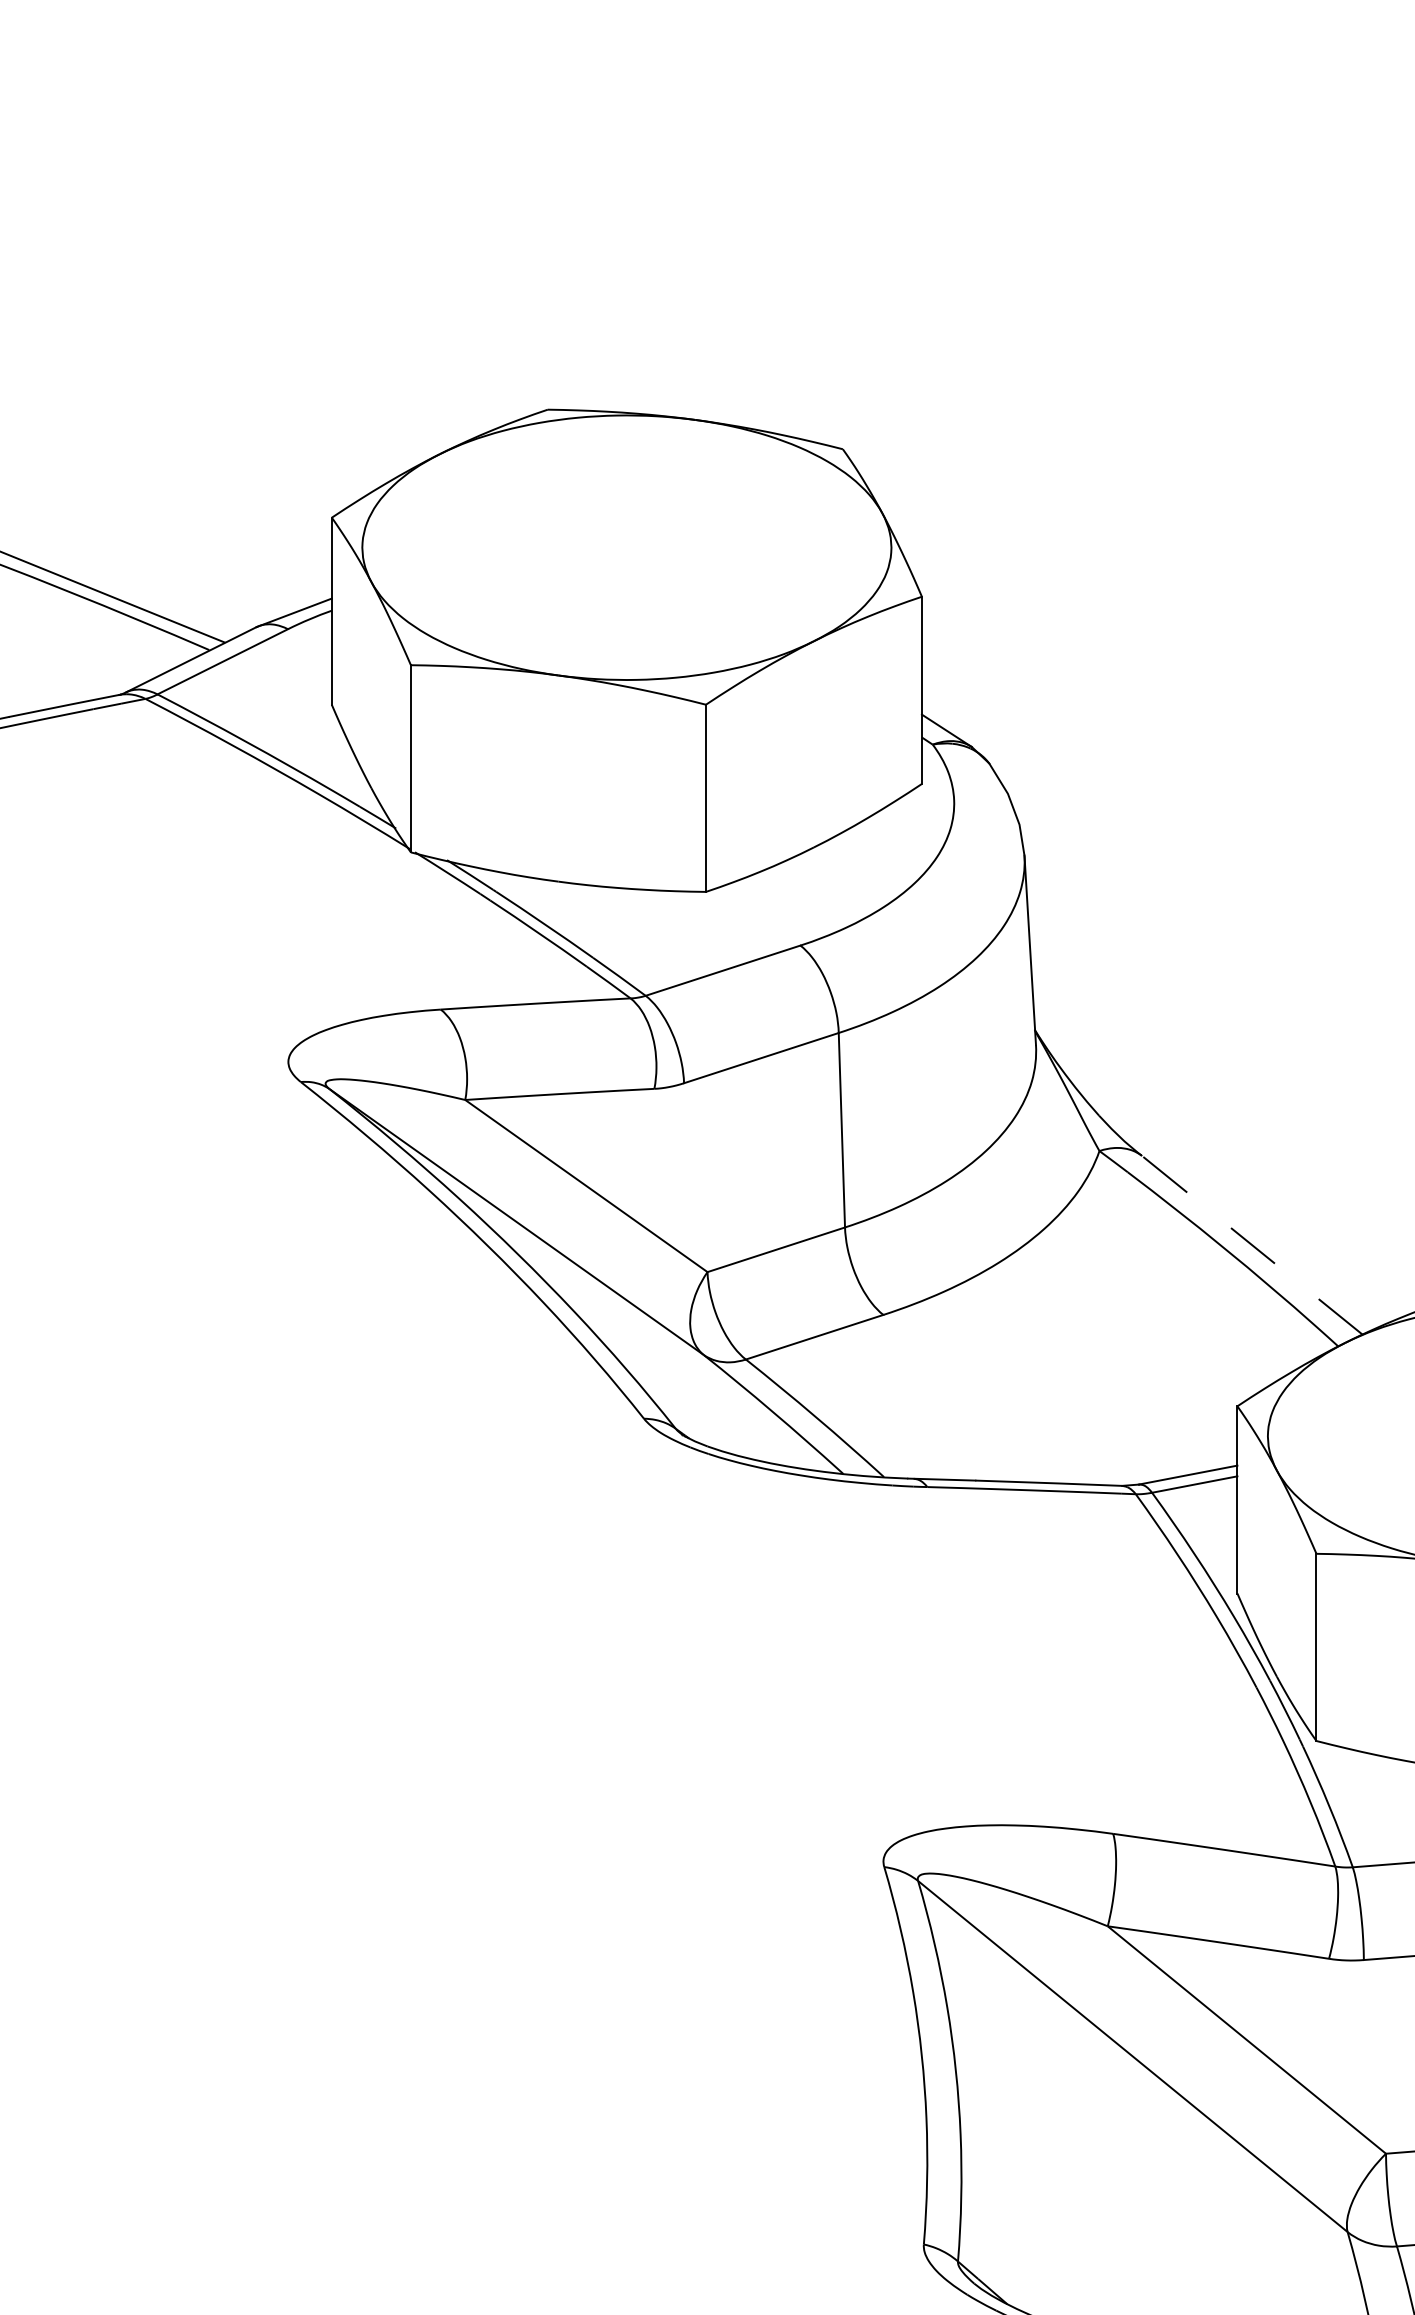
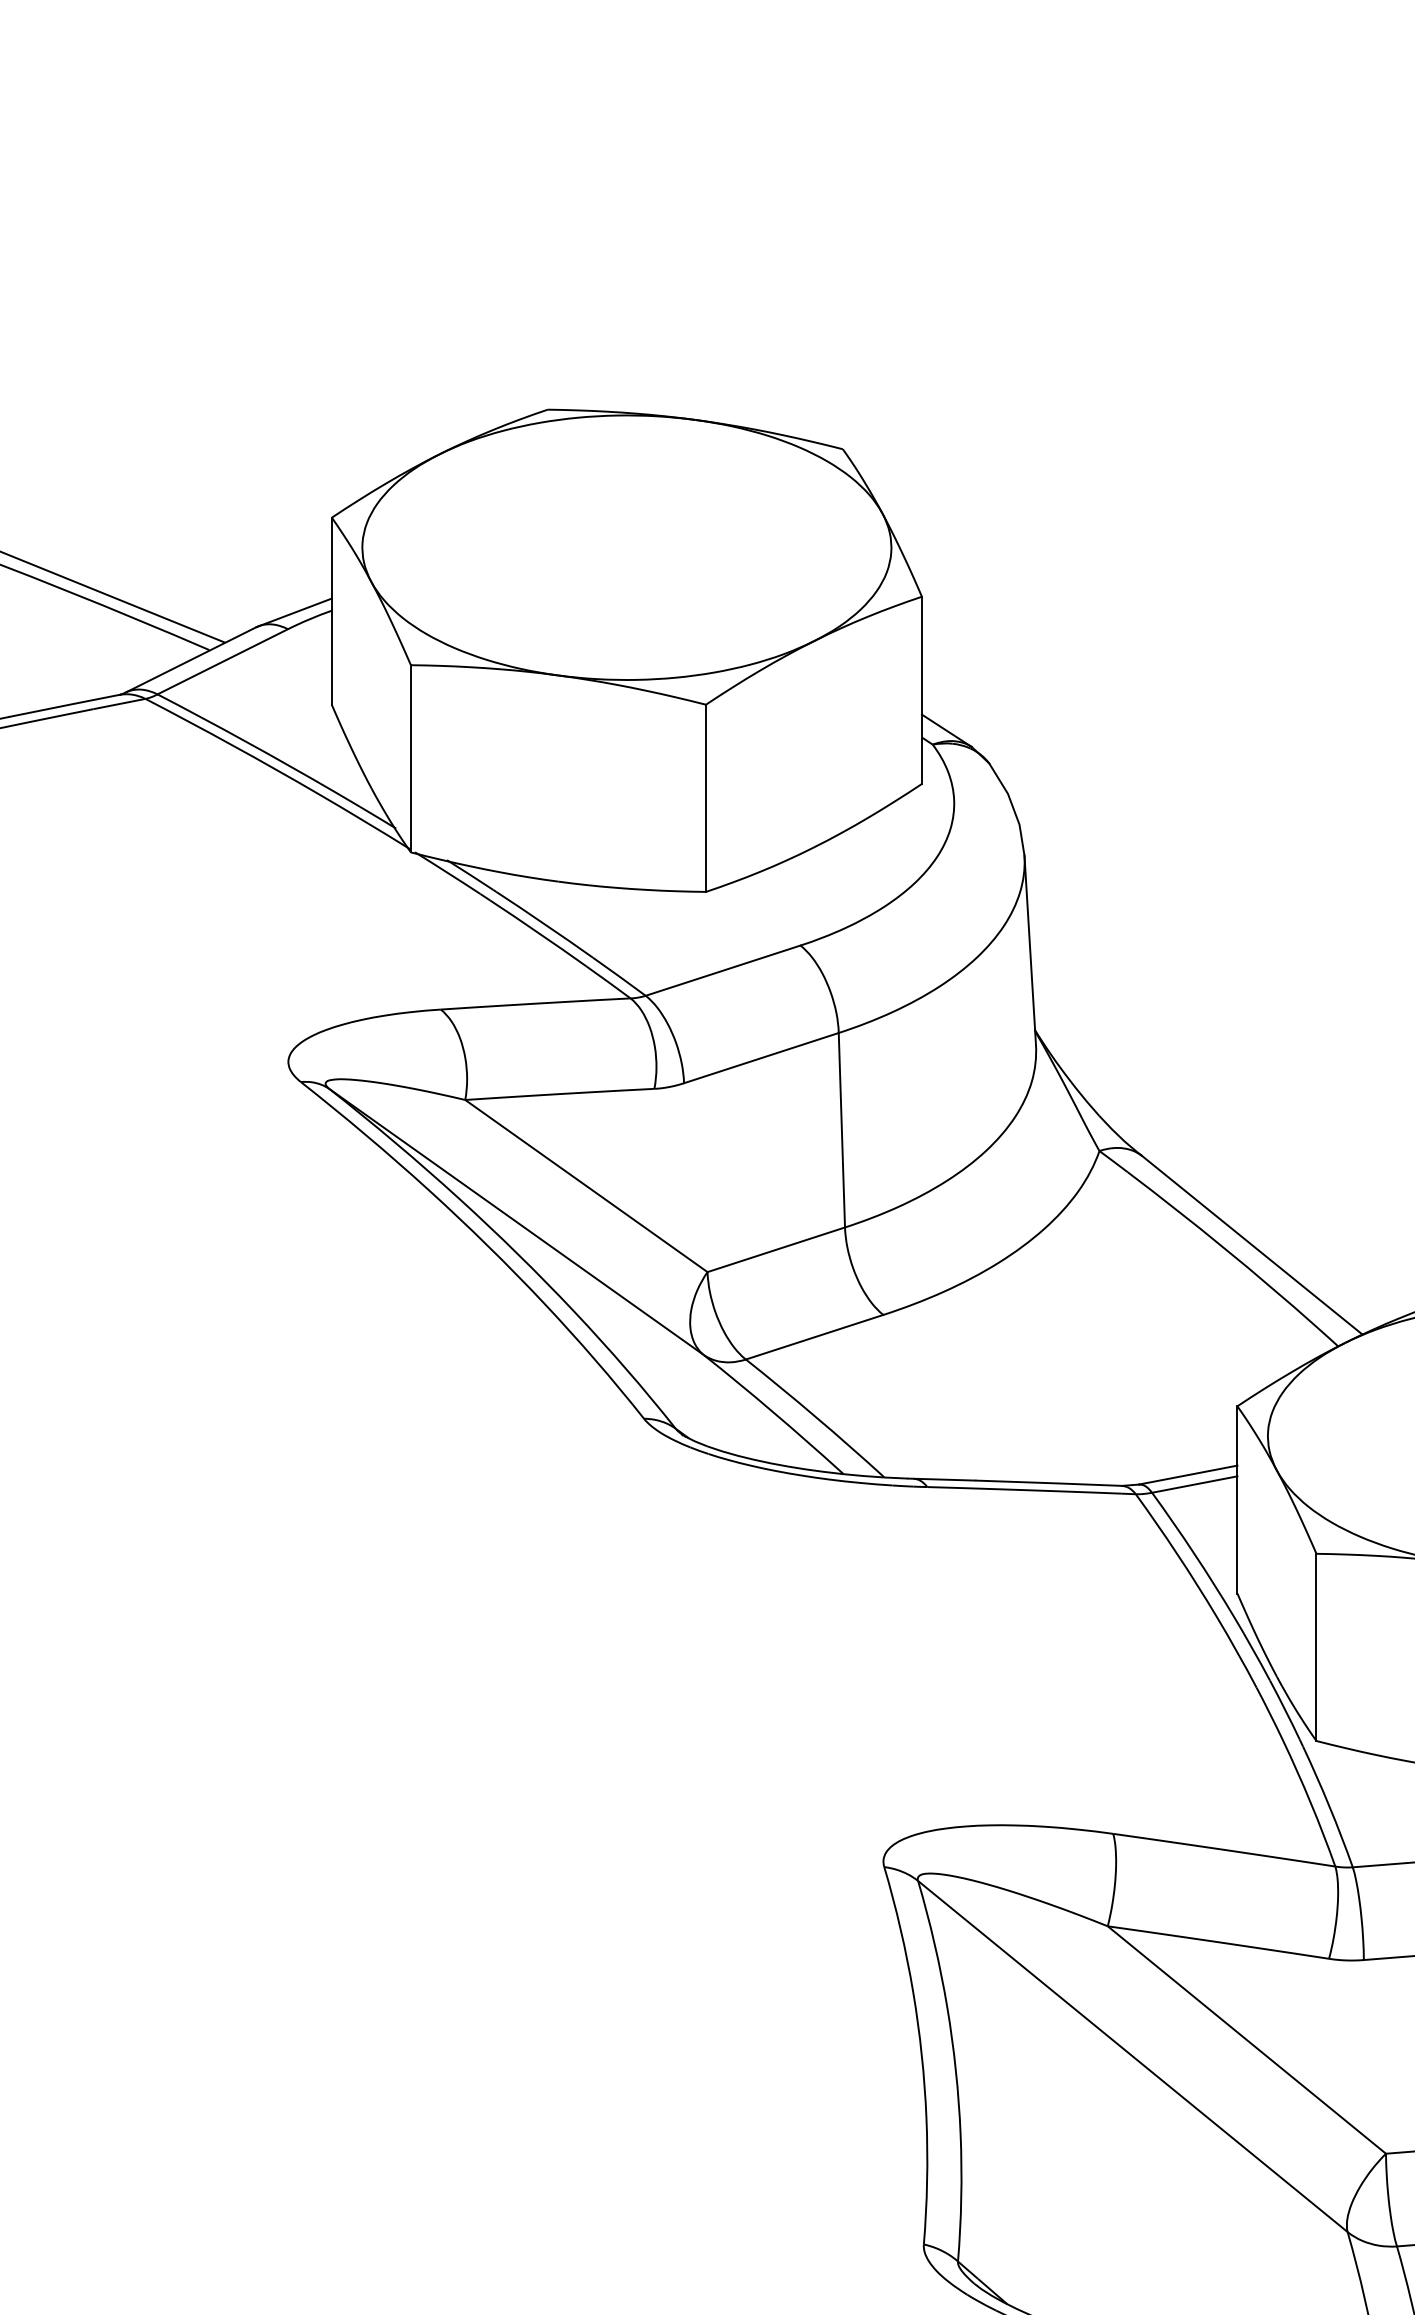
line: dashed -> solid (1251, 1244)
